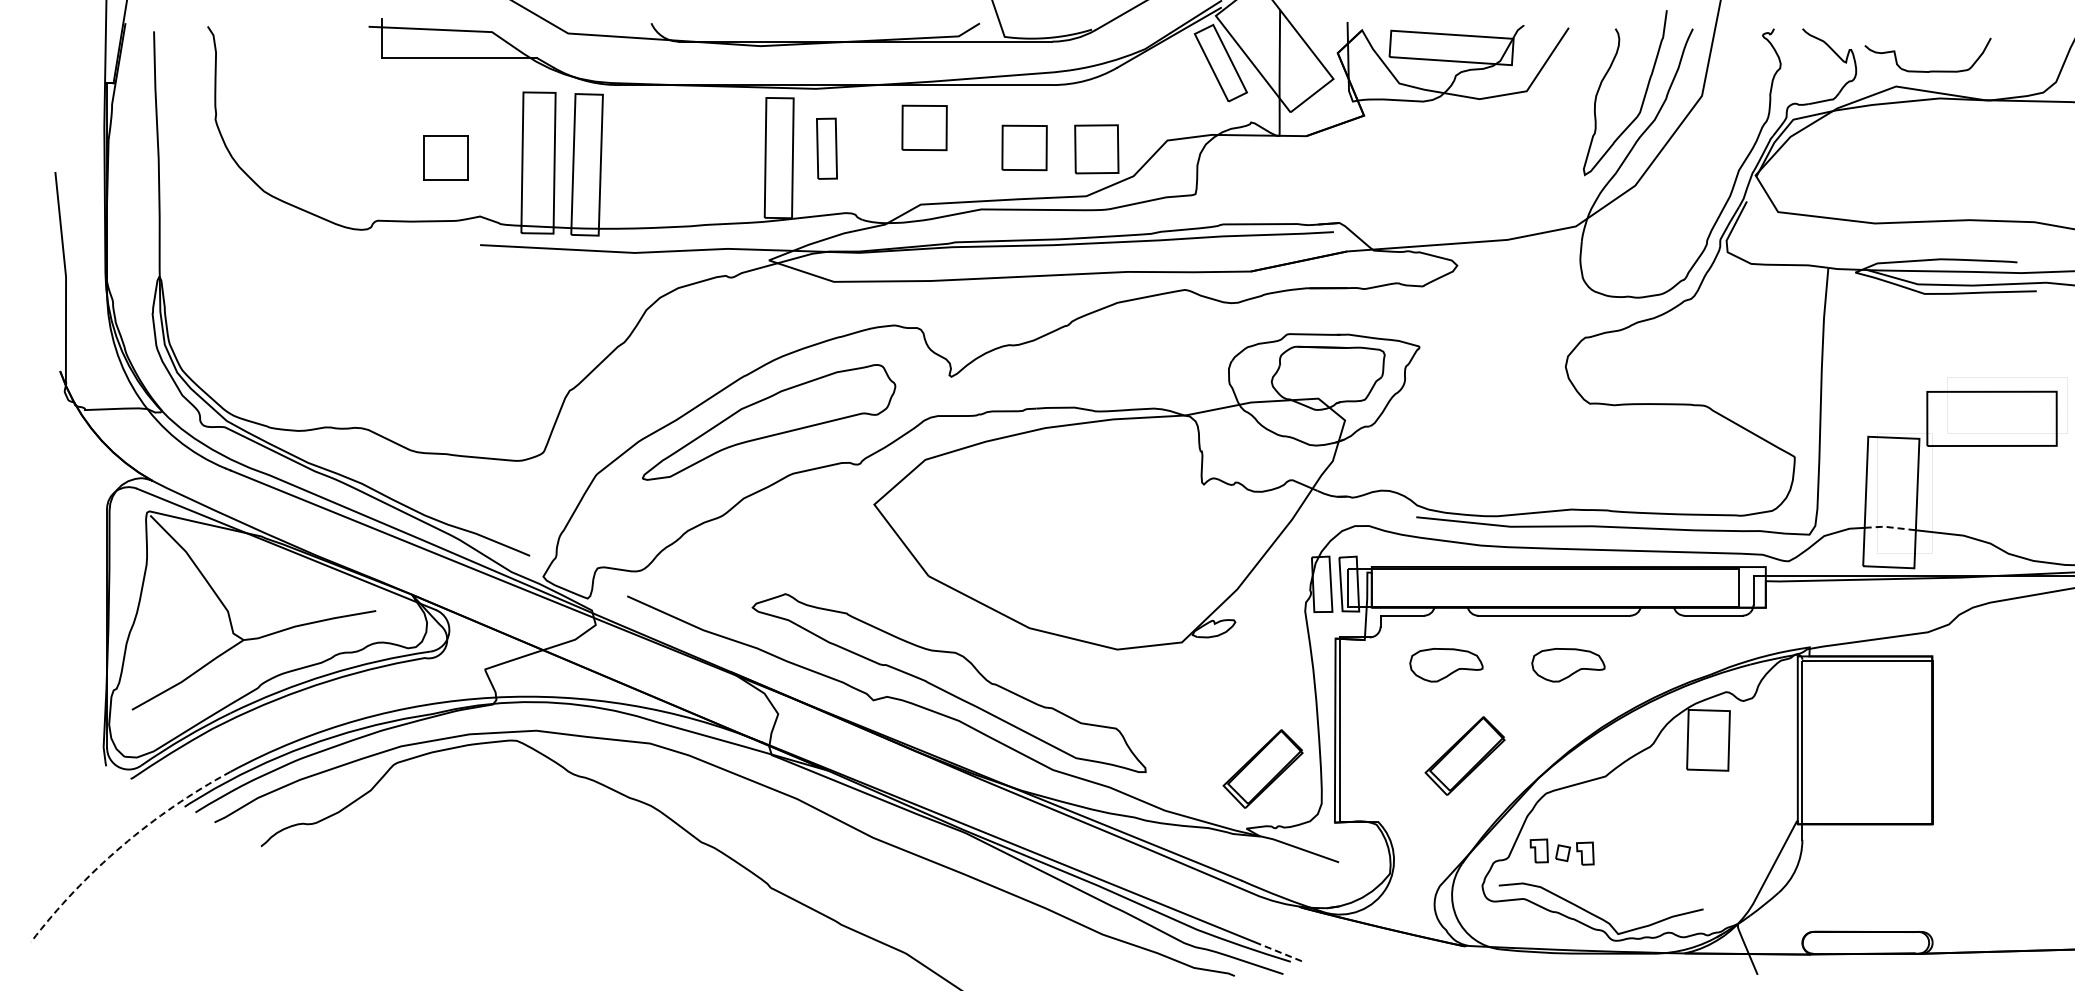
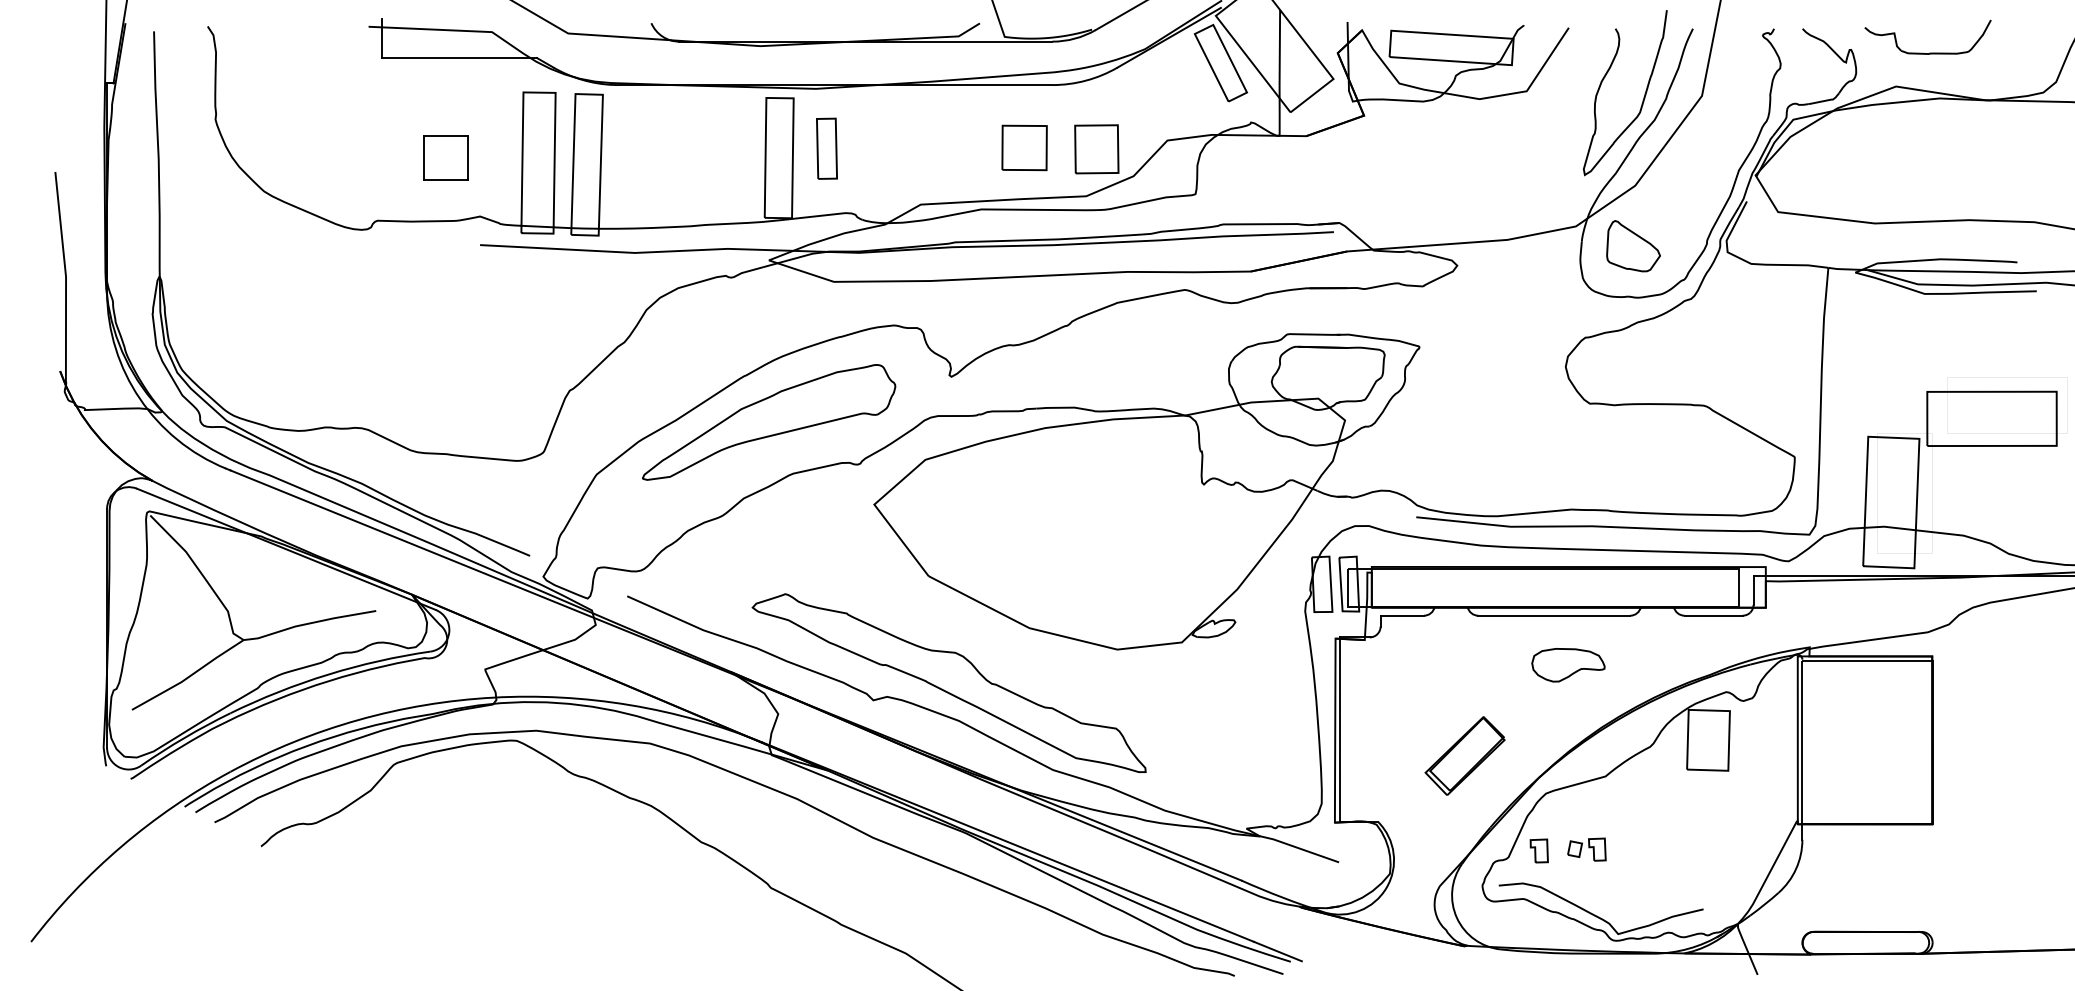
part position: (1929, 70) -> (1929, 52) (1929, 52)
part: present -> none (924, 127)
part: none -> present (1633, 246)
line: dashed -> solid (1890, 527)
part: present -> none (1446, 665)
part: present -> none (1262, 768)
arc: dashed -> solid (121, 846)
part position: (1574, 853) -> (1586, 849) (1586, 849)
line: dashed -> solid (1277, 951)
